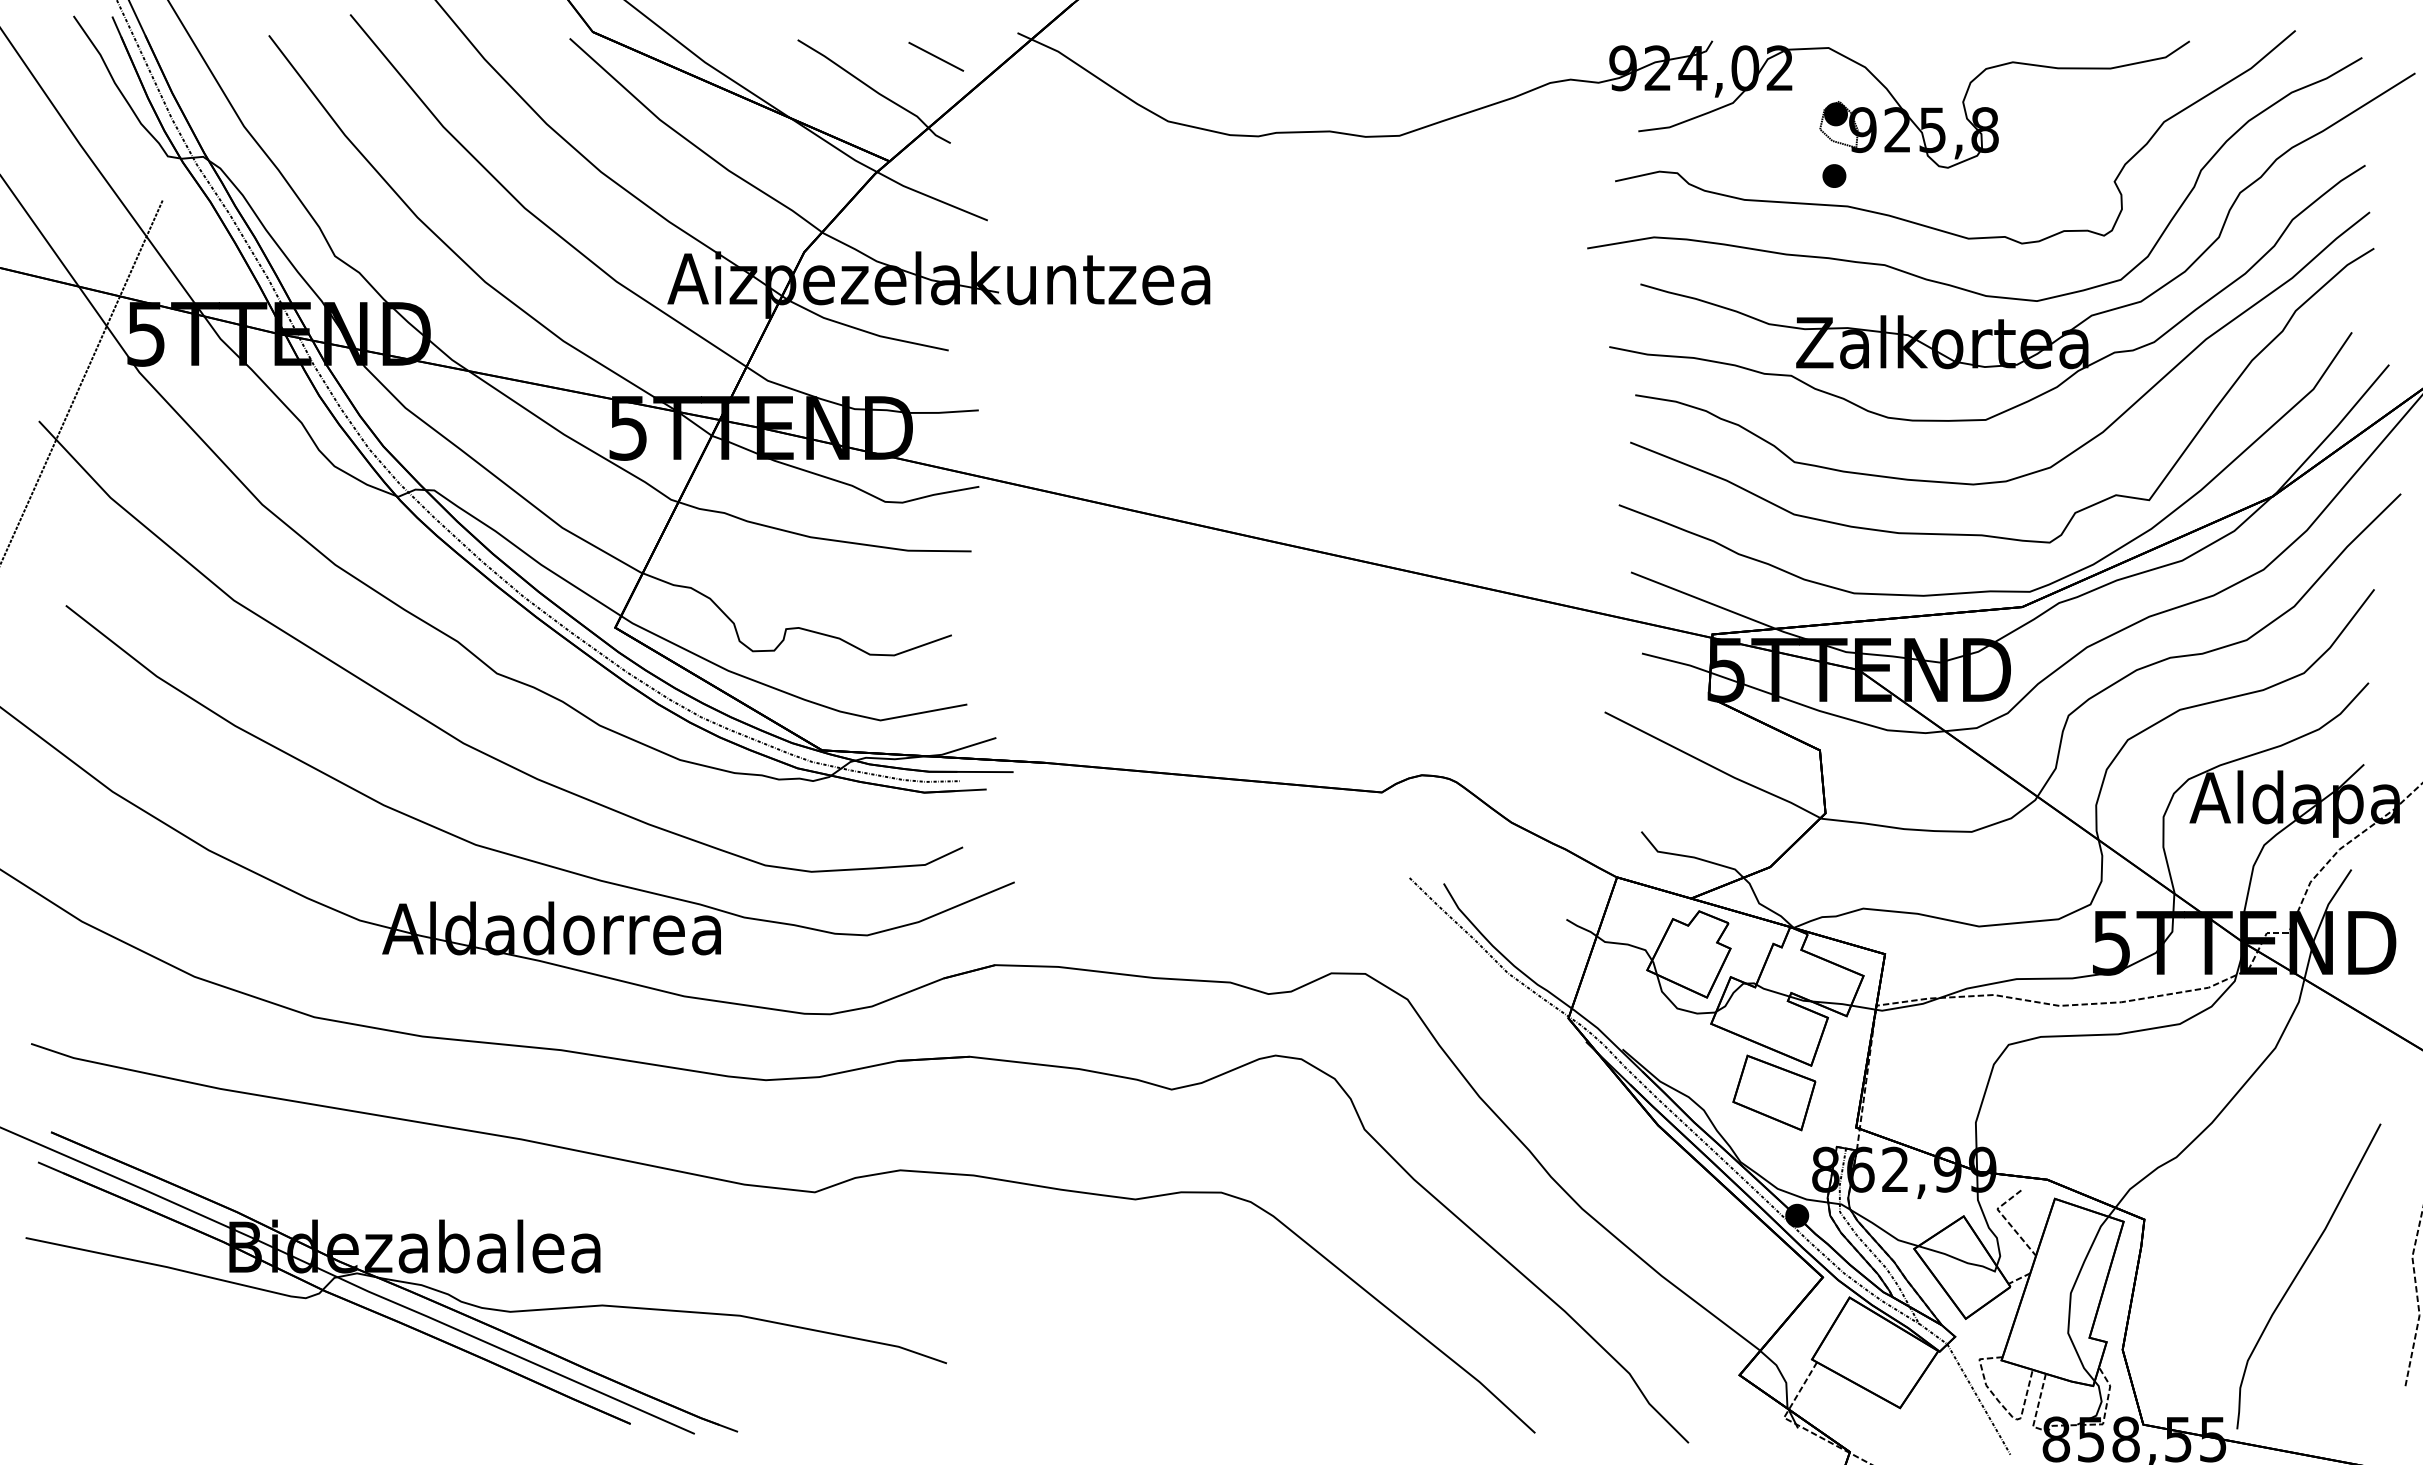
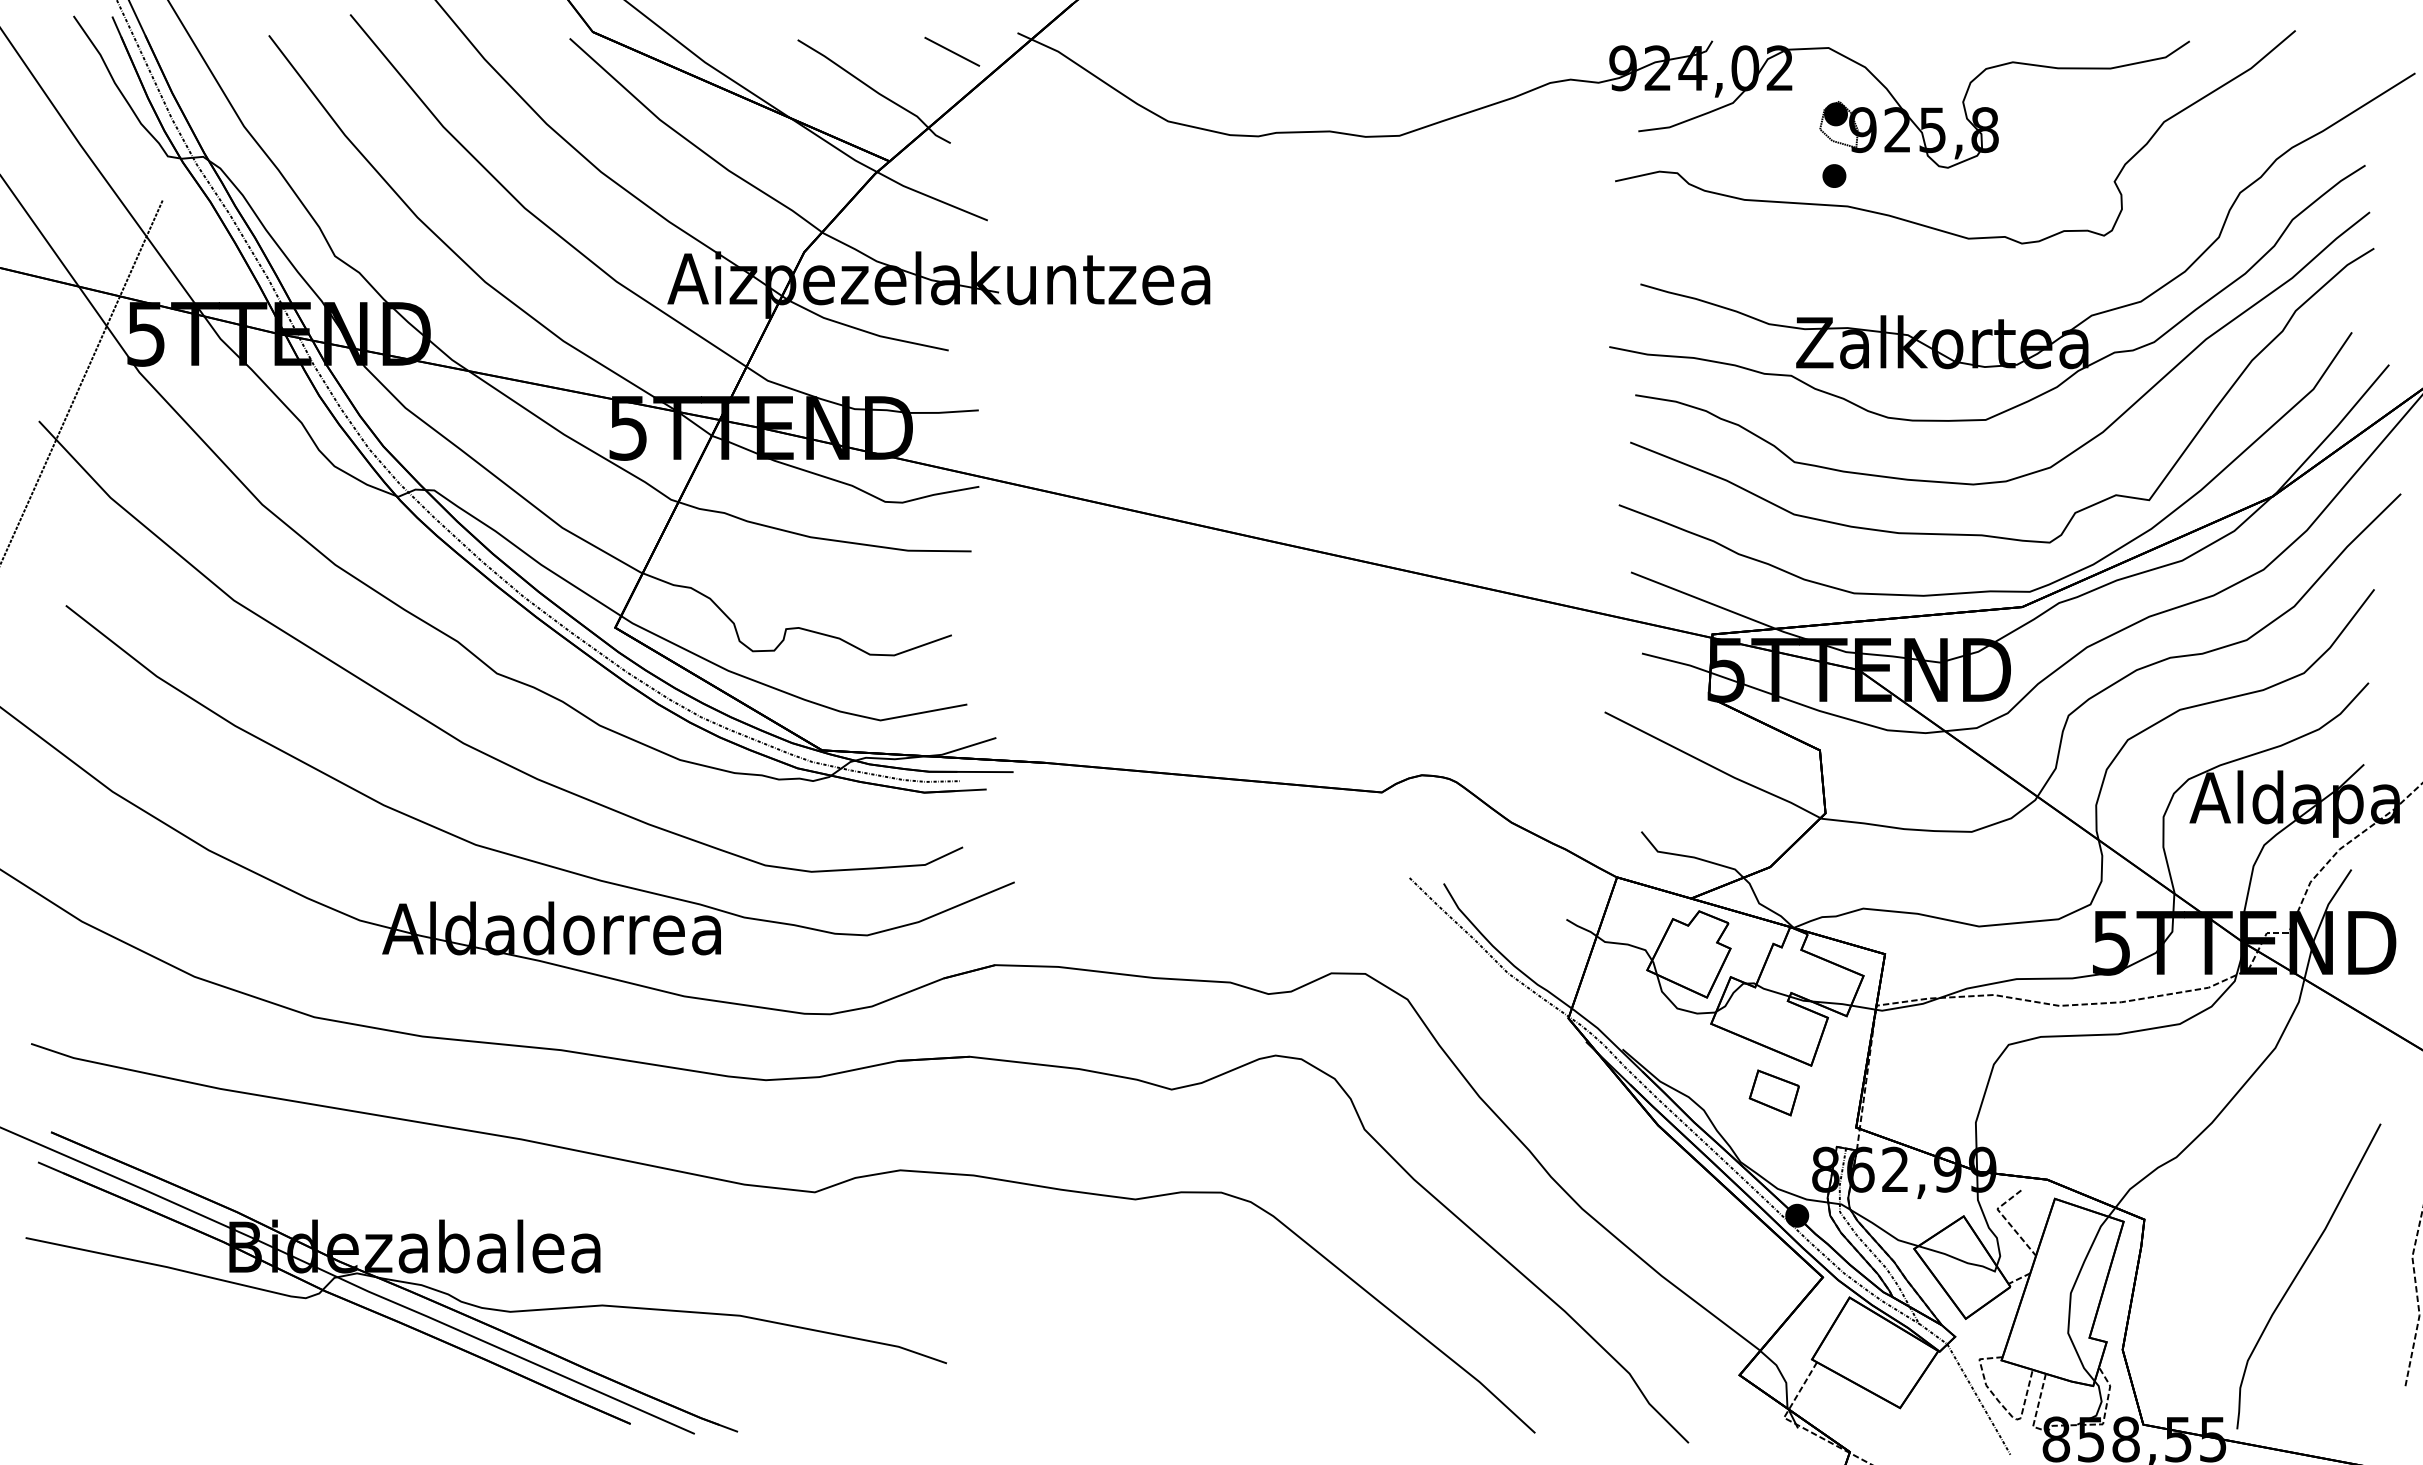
line position: (936, 56) -> (952, 51) (952, 51)
part: present -> none (1947, 283)
part size: 85x78 px -> 52x48 px (1773, 1092)
